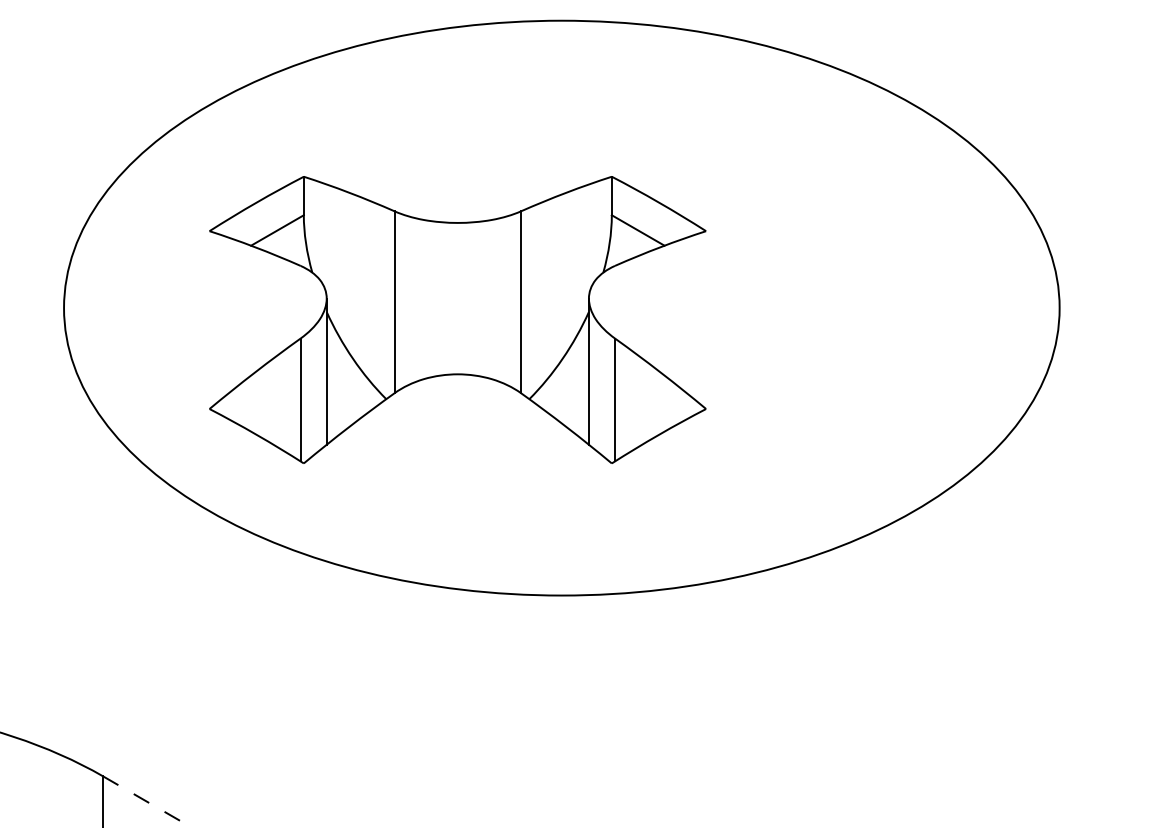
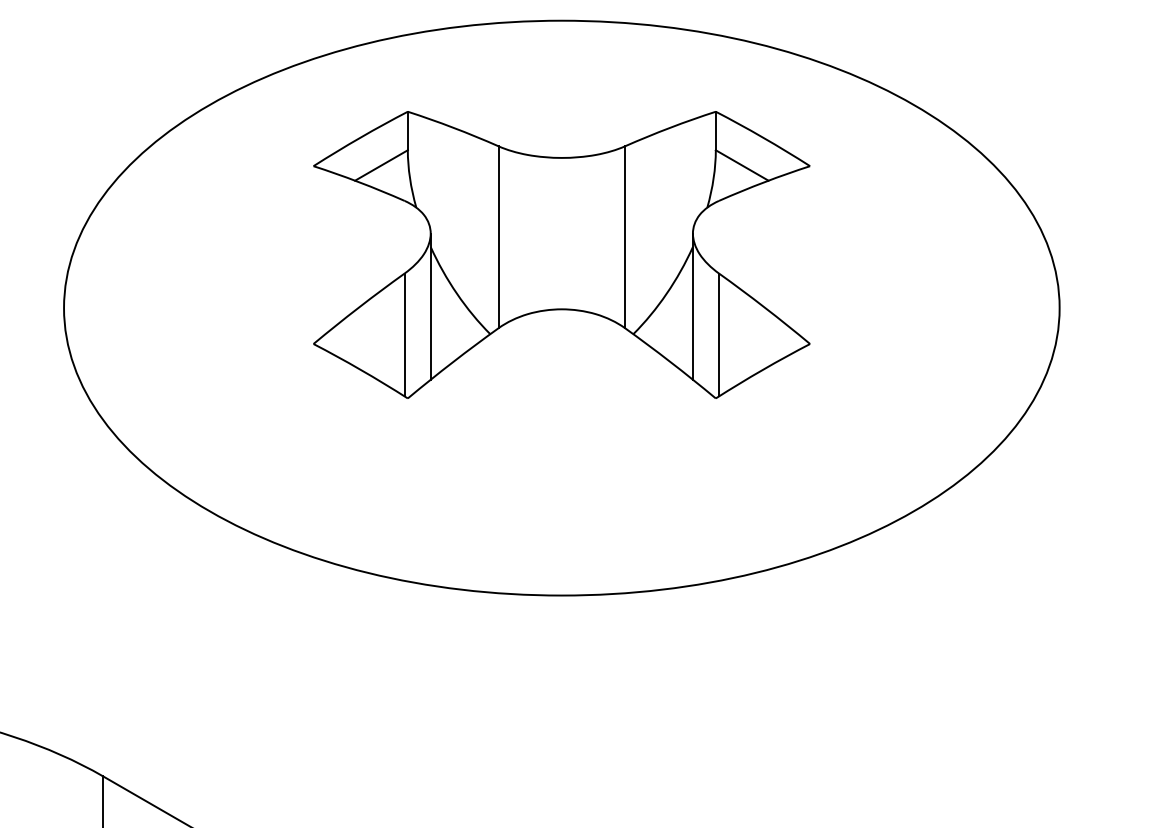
part position: (457, 319) -> (561, 254) (561, 254)
line: dashed -> solid (148, 802)
